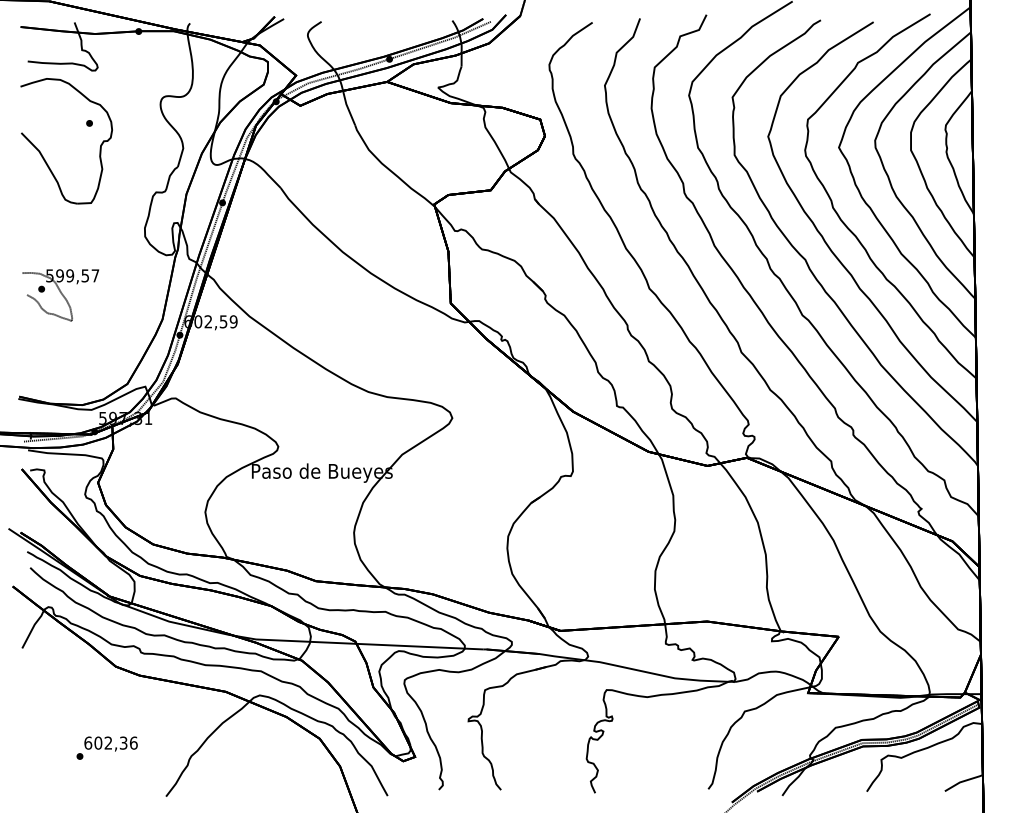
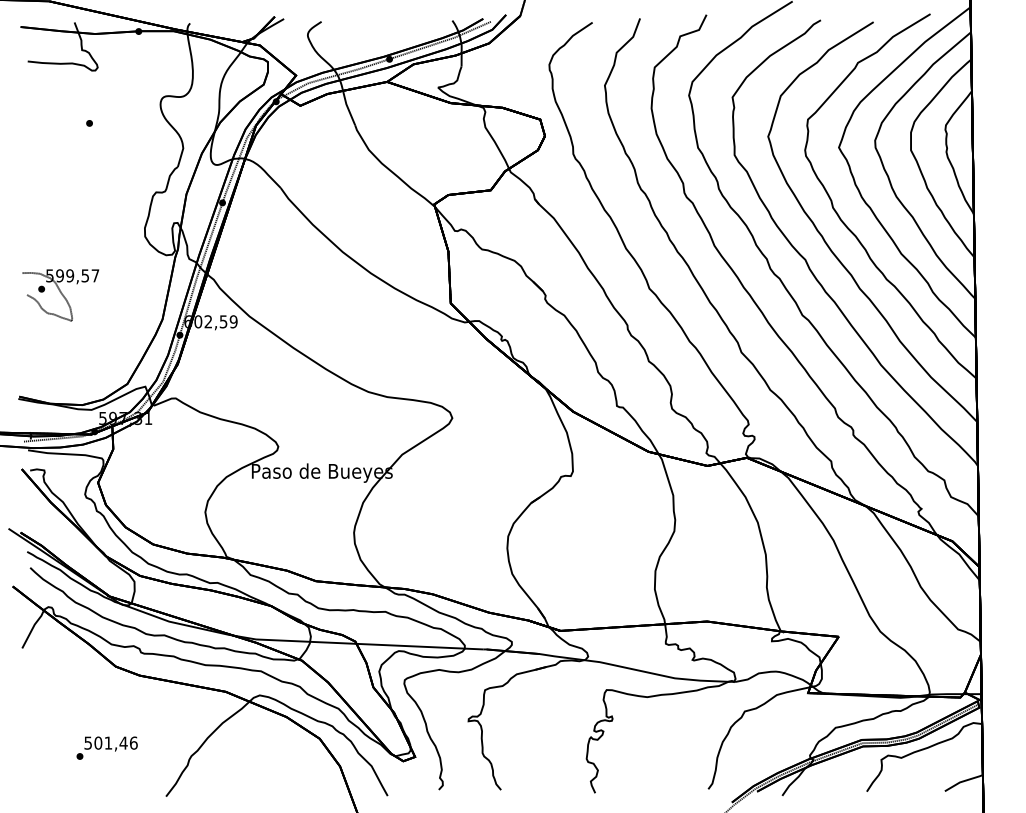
part: present -> none (42, 154)
text: 602,36 -> 501,46 (105, 742)
